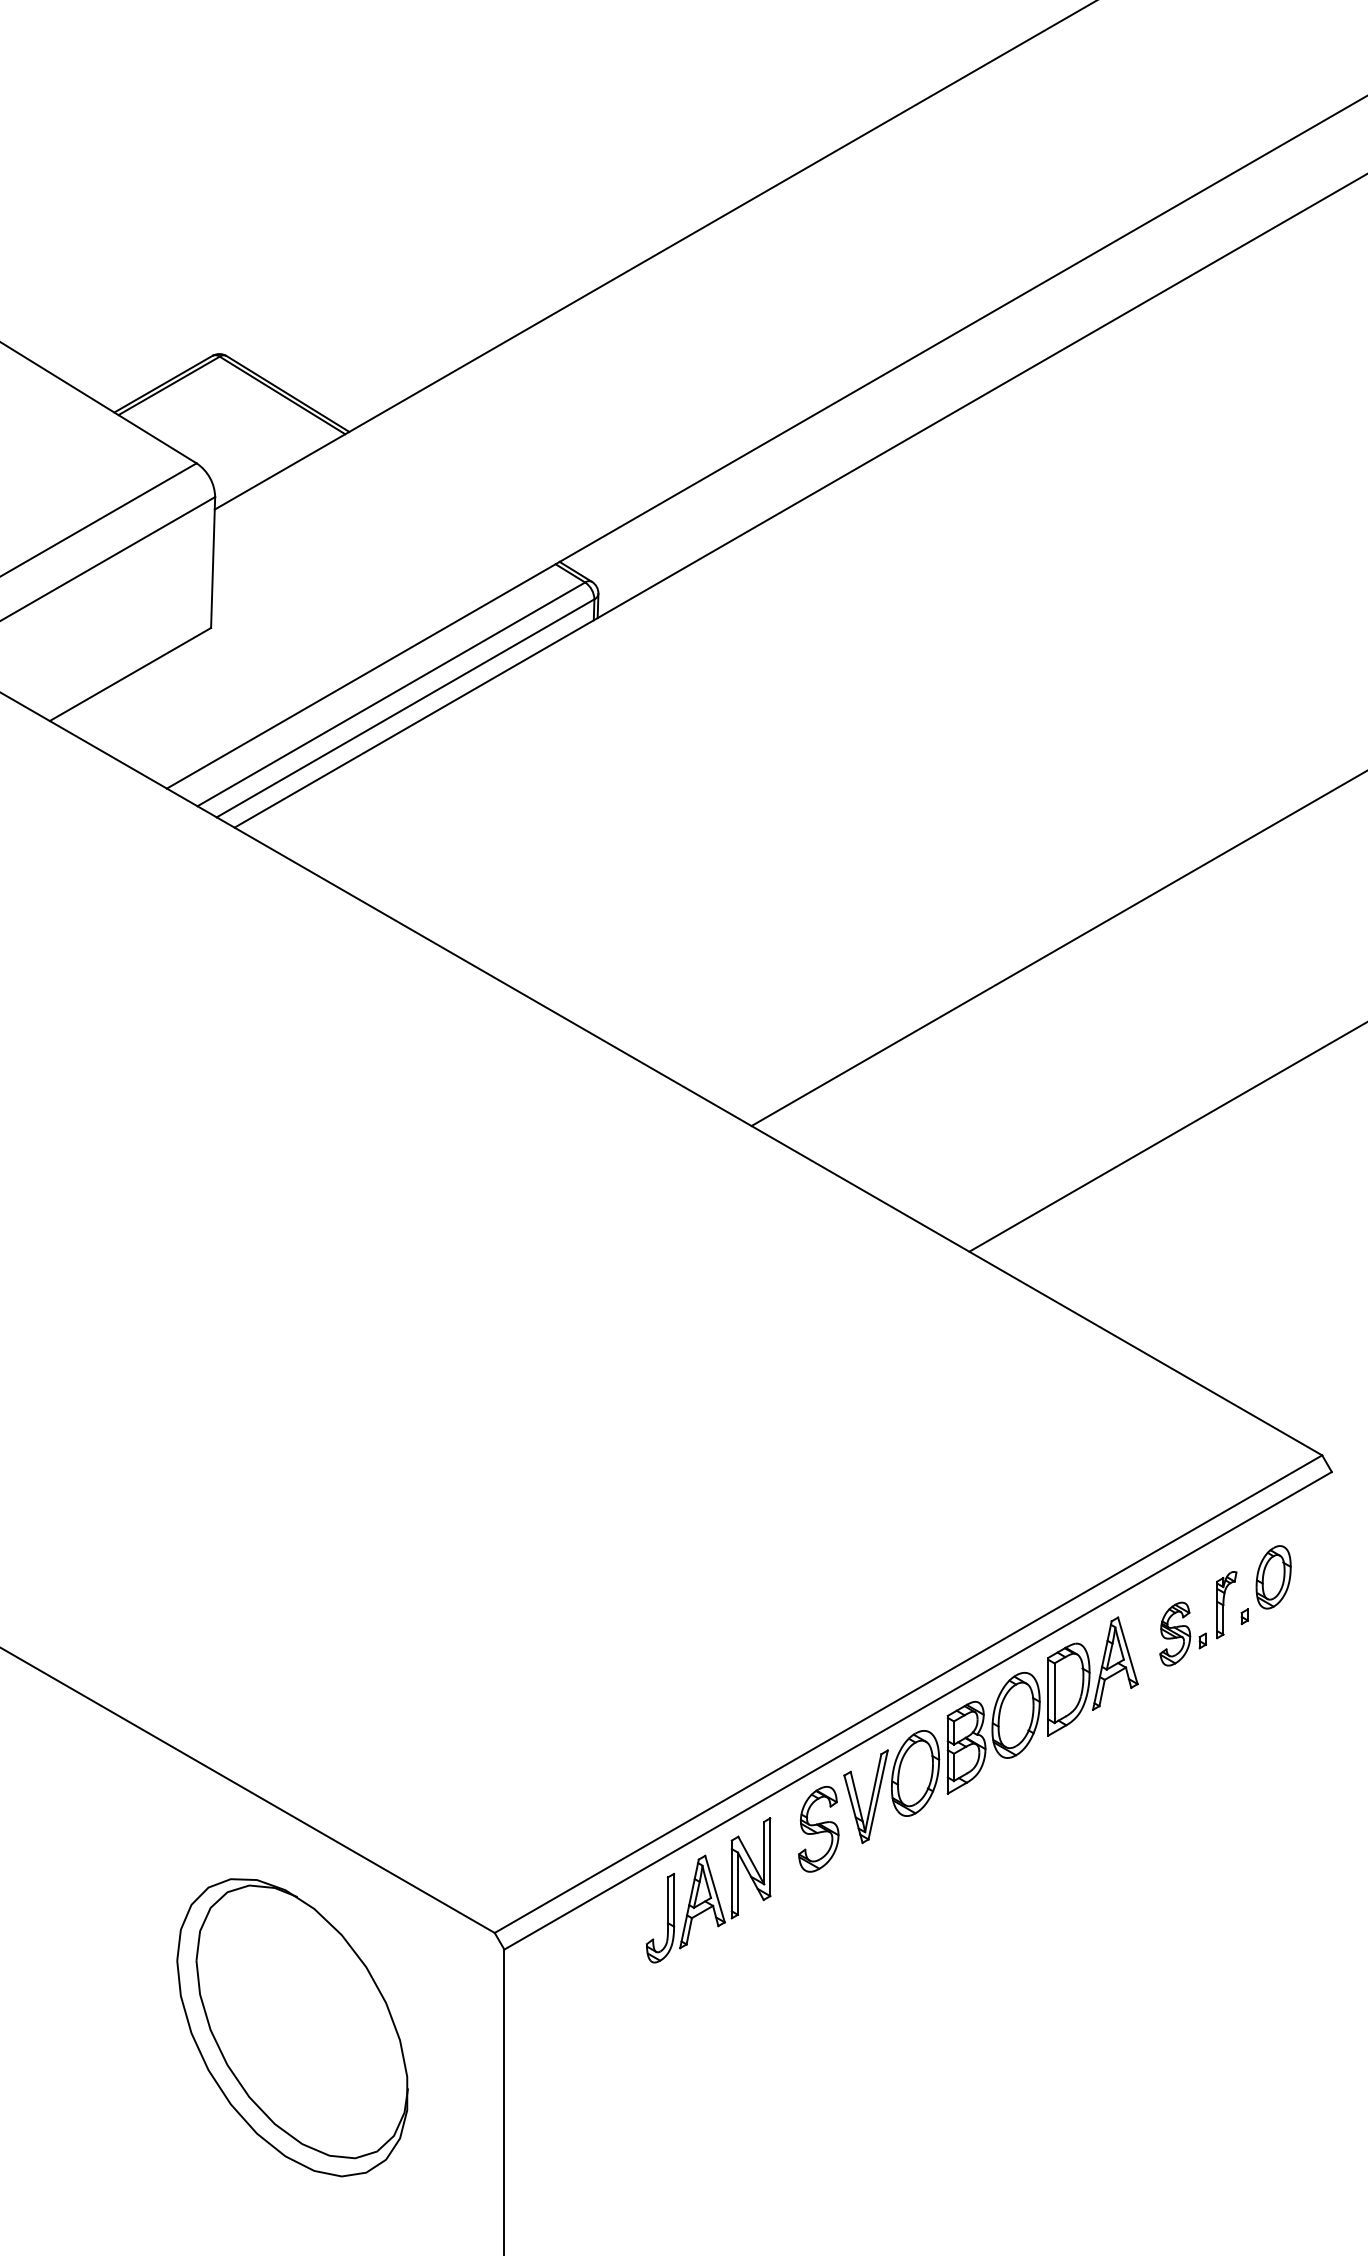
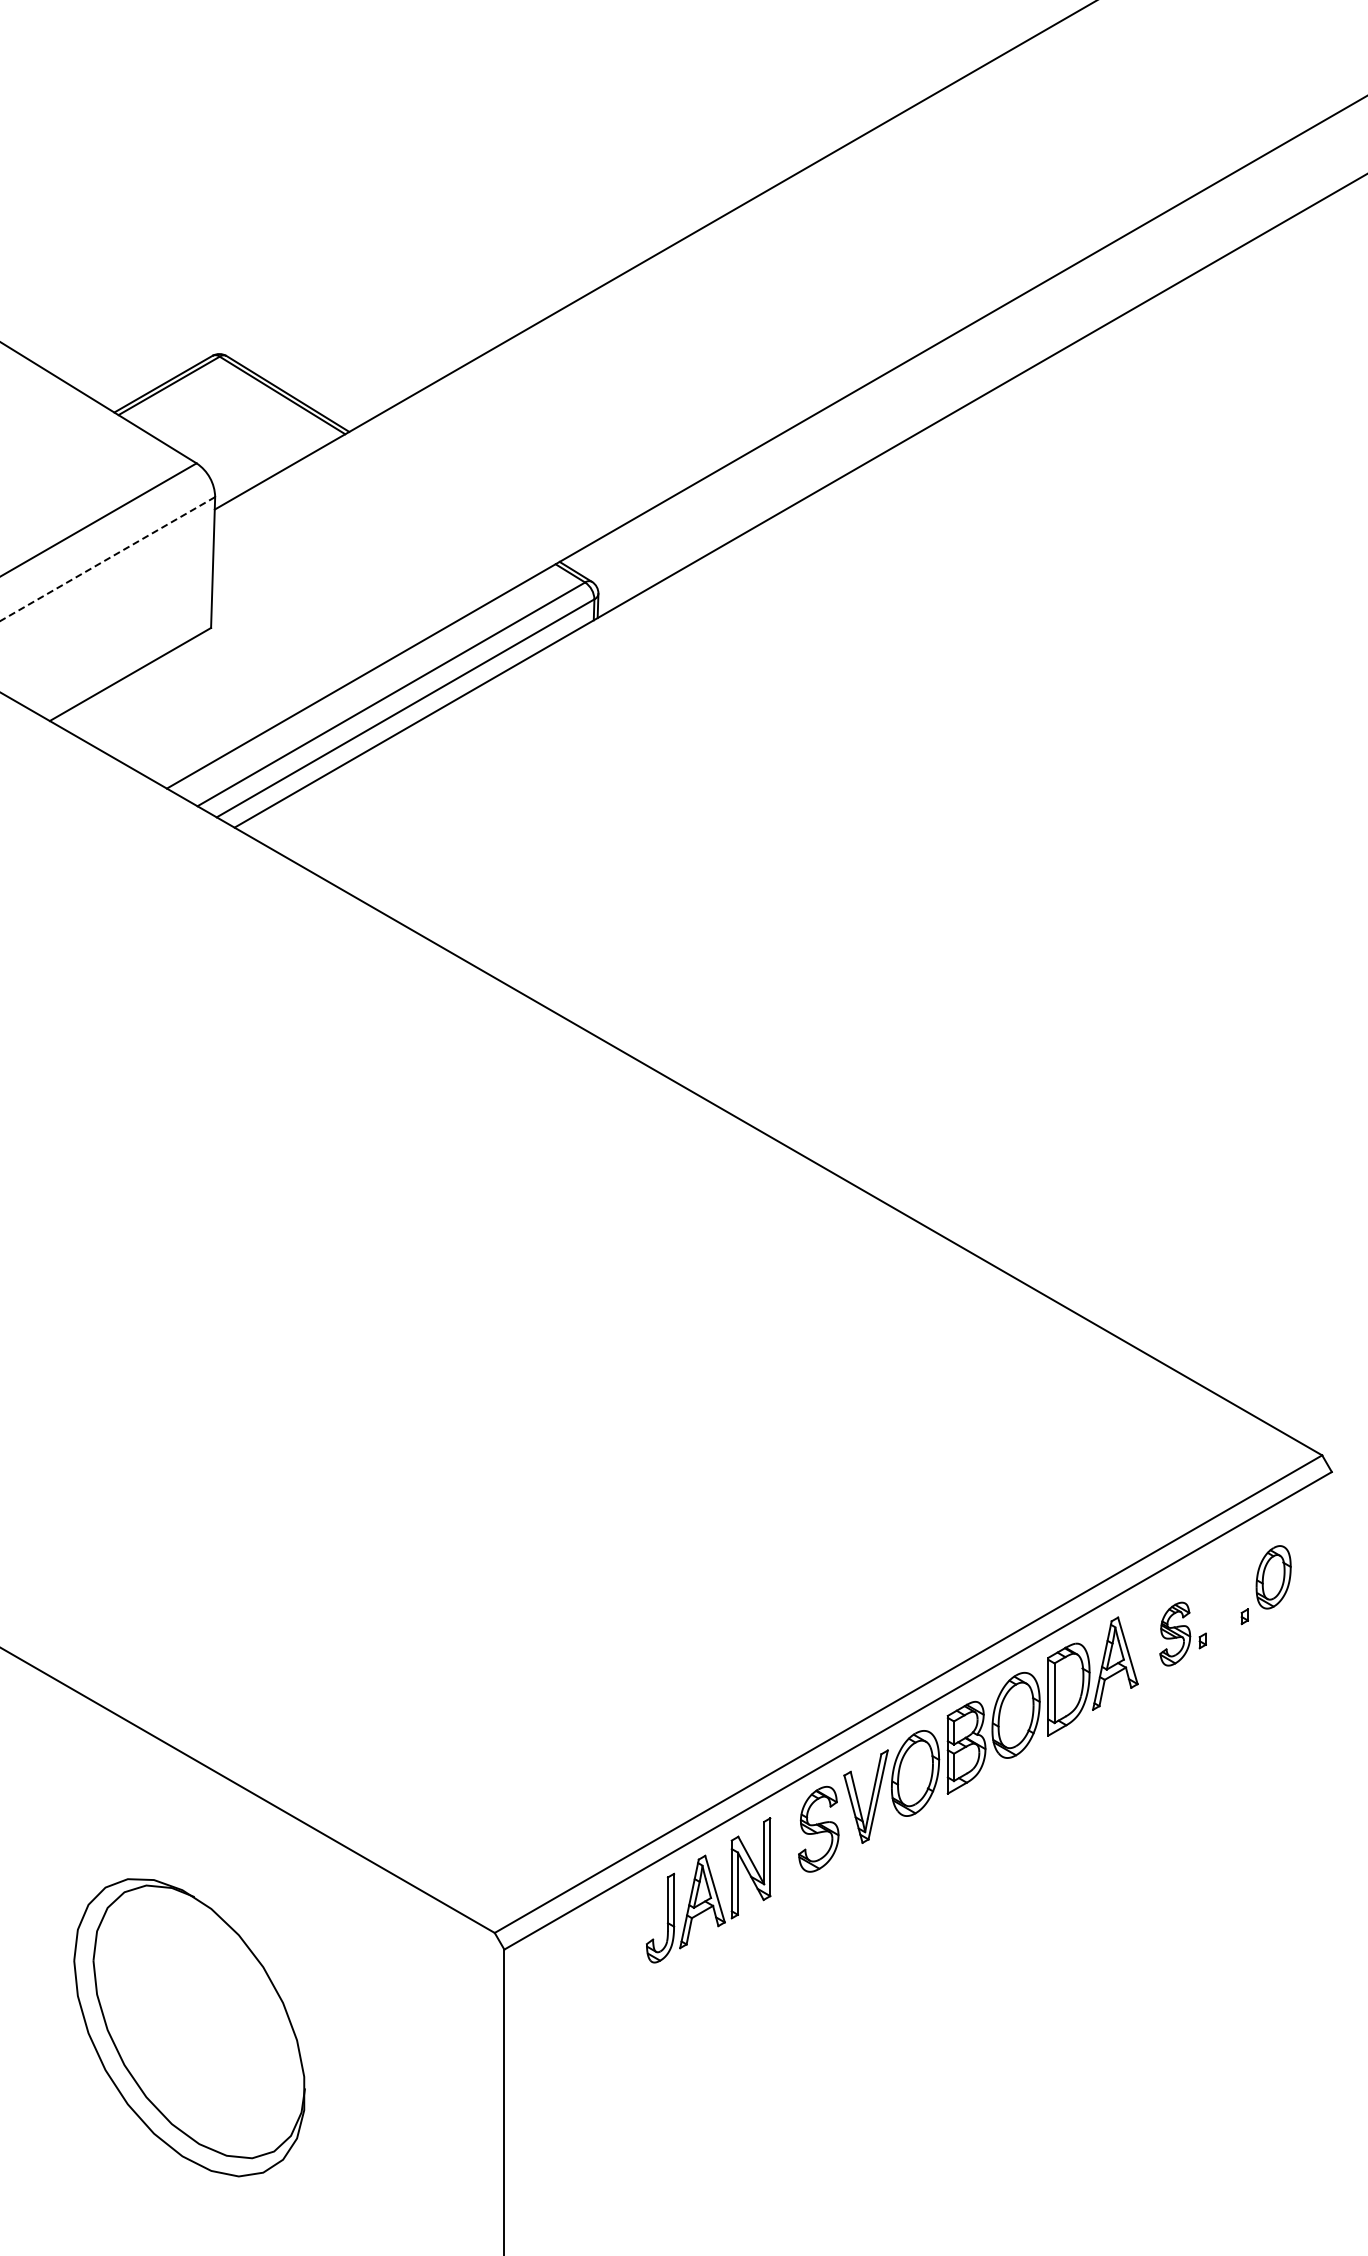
line: solid -> dashed (107, 558)
line: present -> none (1057, 949)
line: present -> none (1166, 1137)
part: present -> none (1226, 1605)
part position: (292, 2027) -> (189, 2027) (189, 2027)
